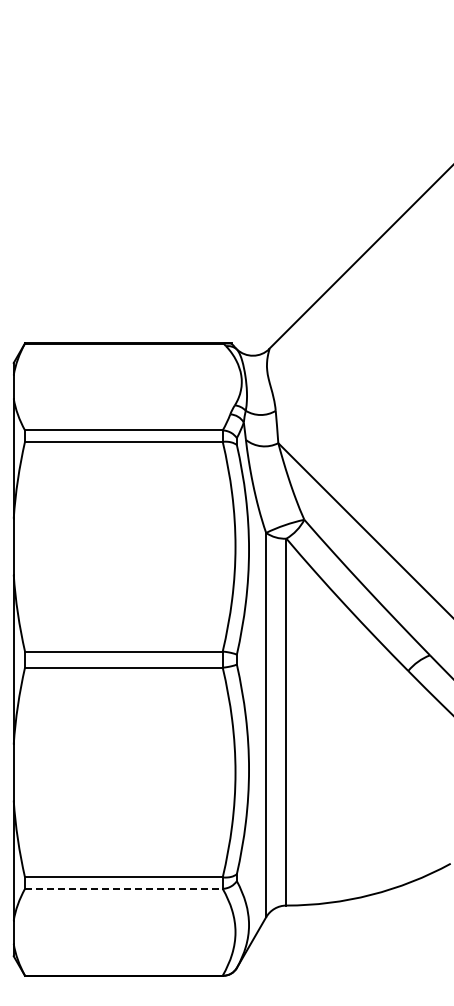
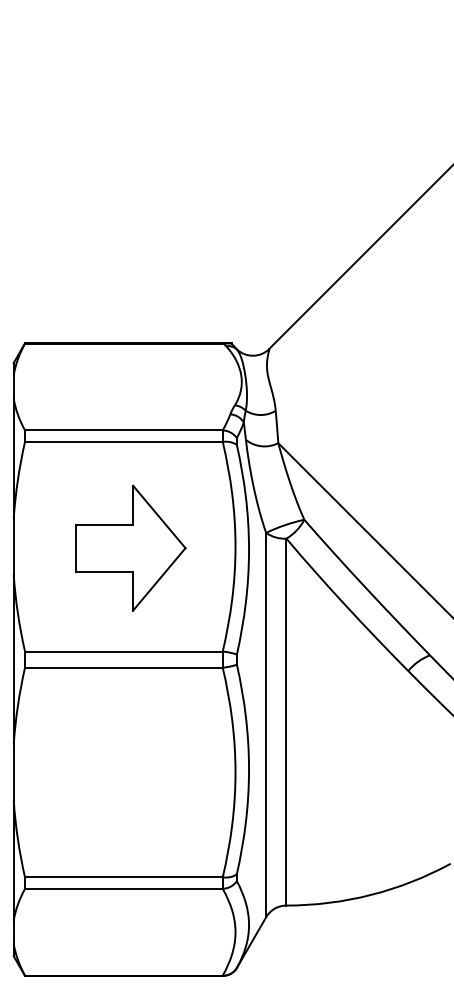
part: none -> present (130, 547)
line: dashed -> solid (123, 888)
